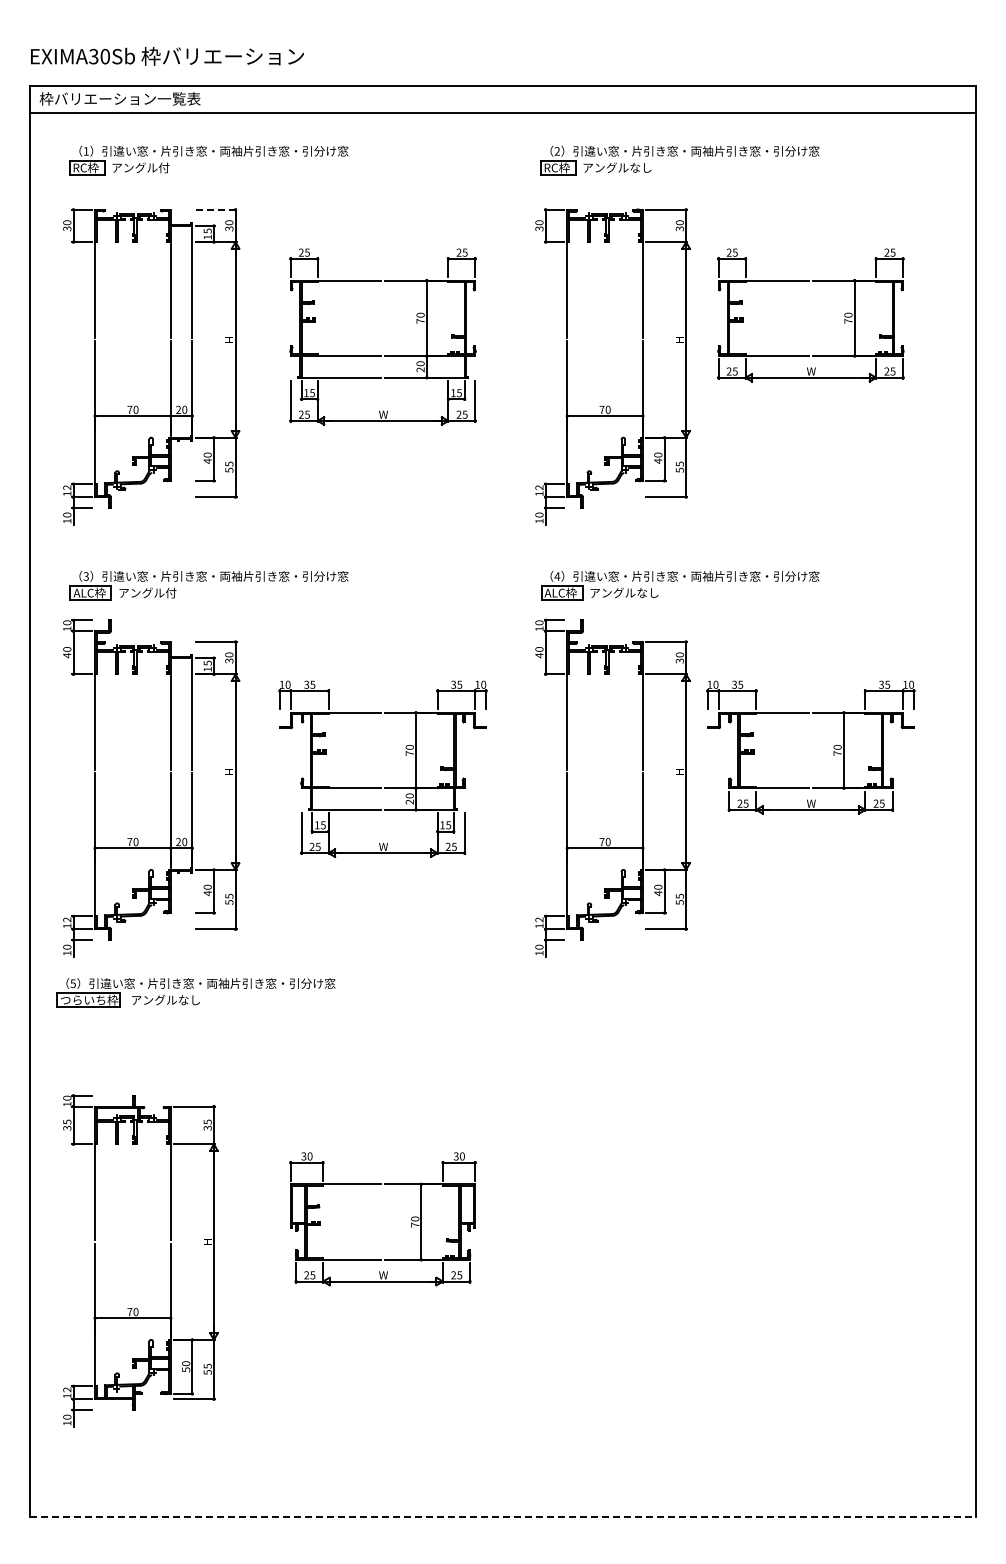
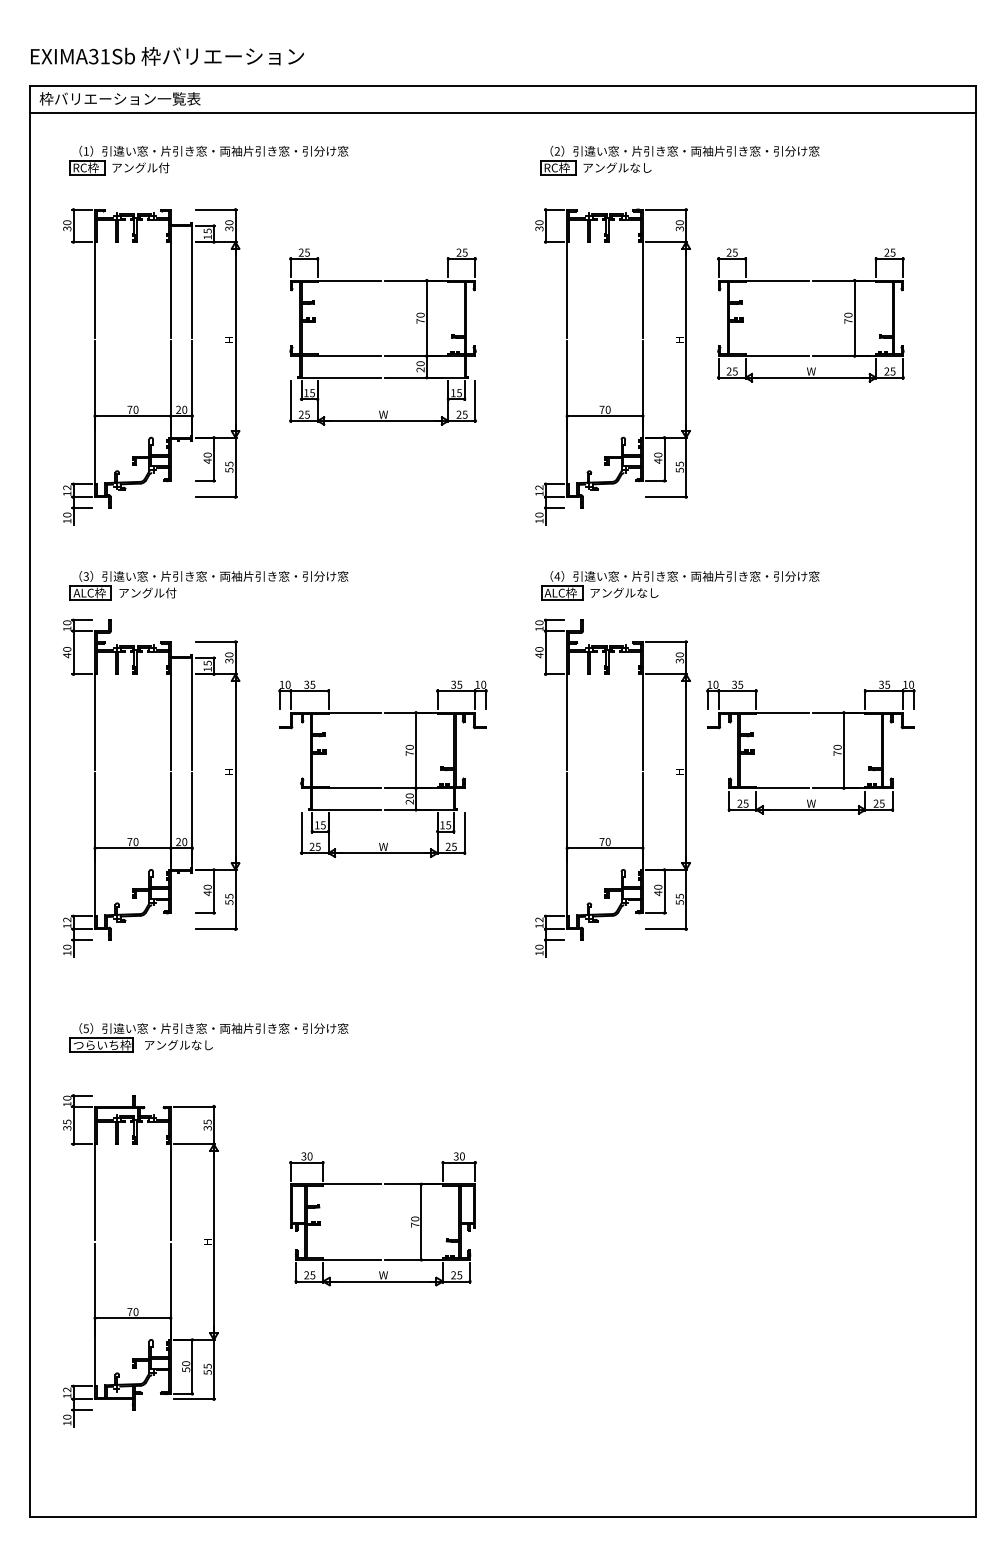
text: EXIMA30Sb -> EXIMA31Sb (104, 56)
line: dashed -> solid (216, 209)
part position: (195, 992) -> (208, 1037) (208, 1037)
line: dashed -> solid (503, 1517)
